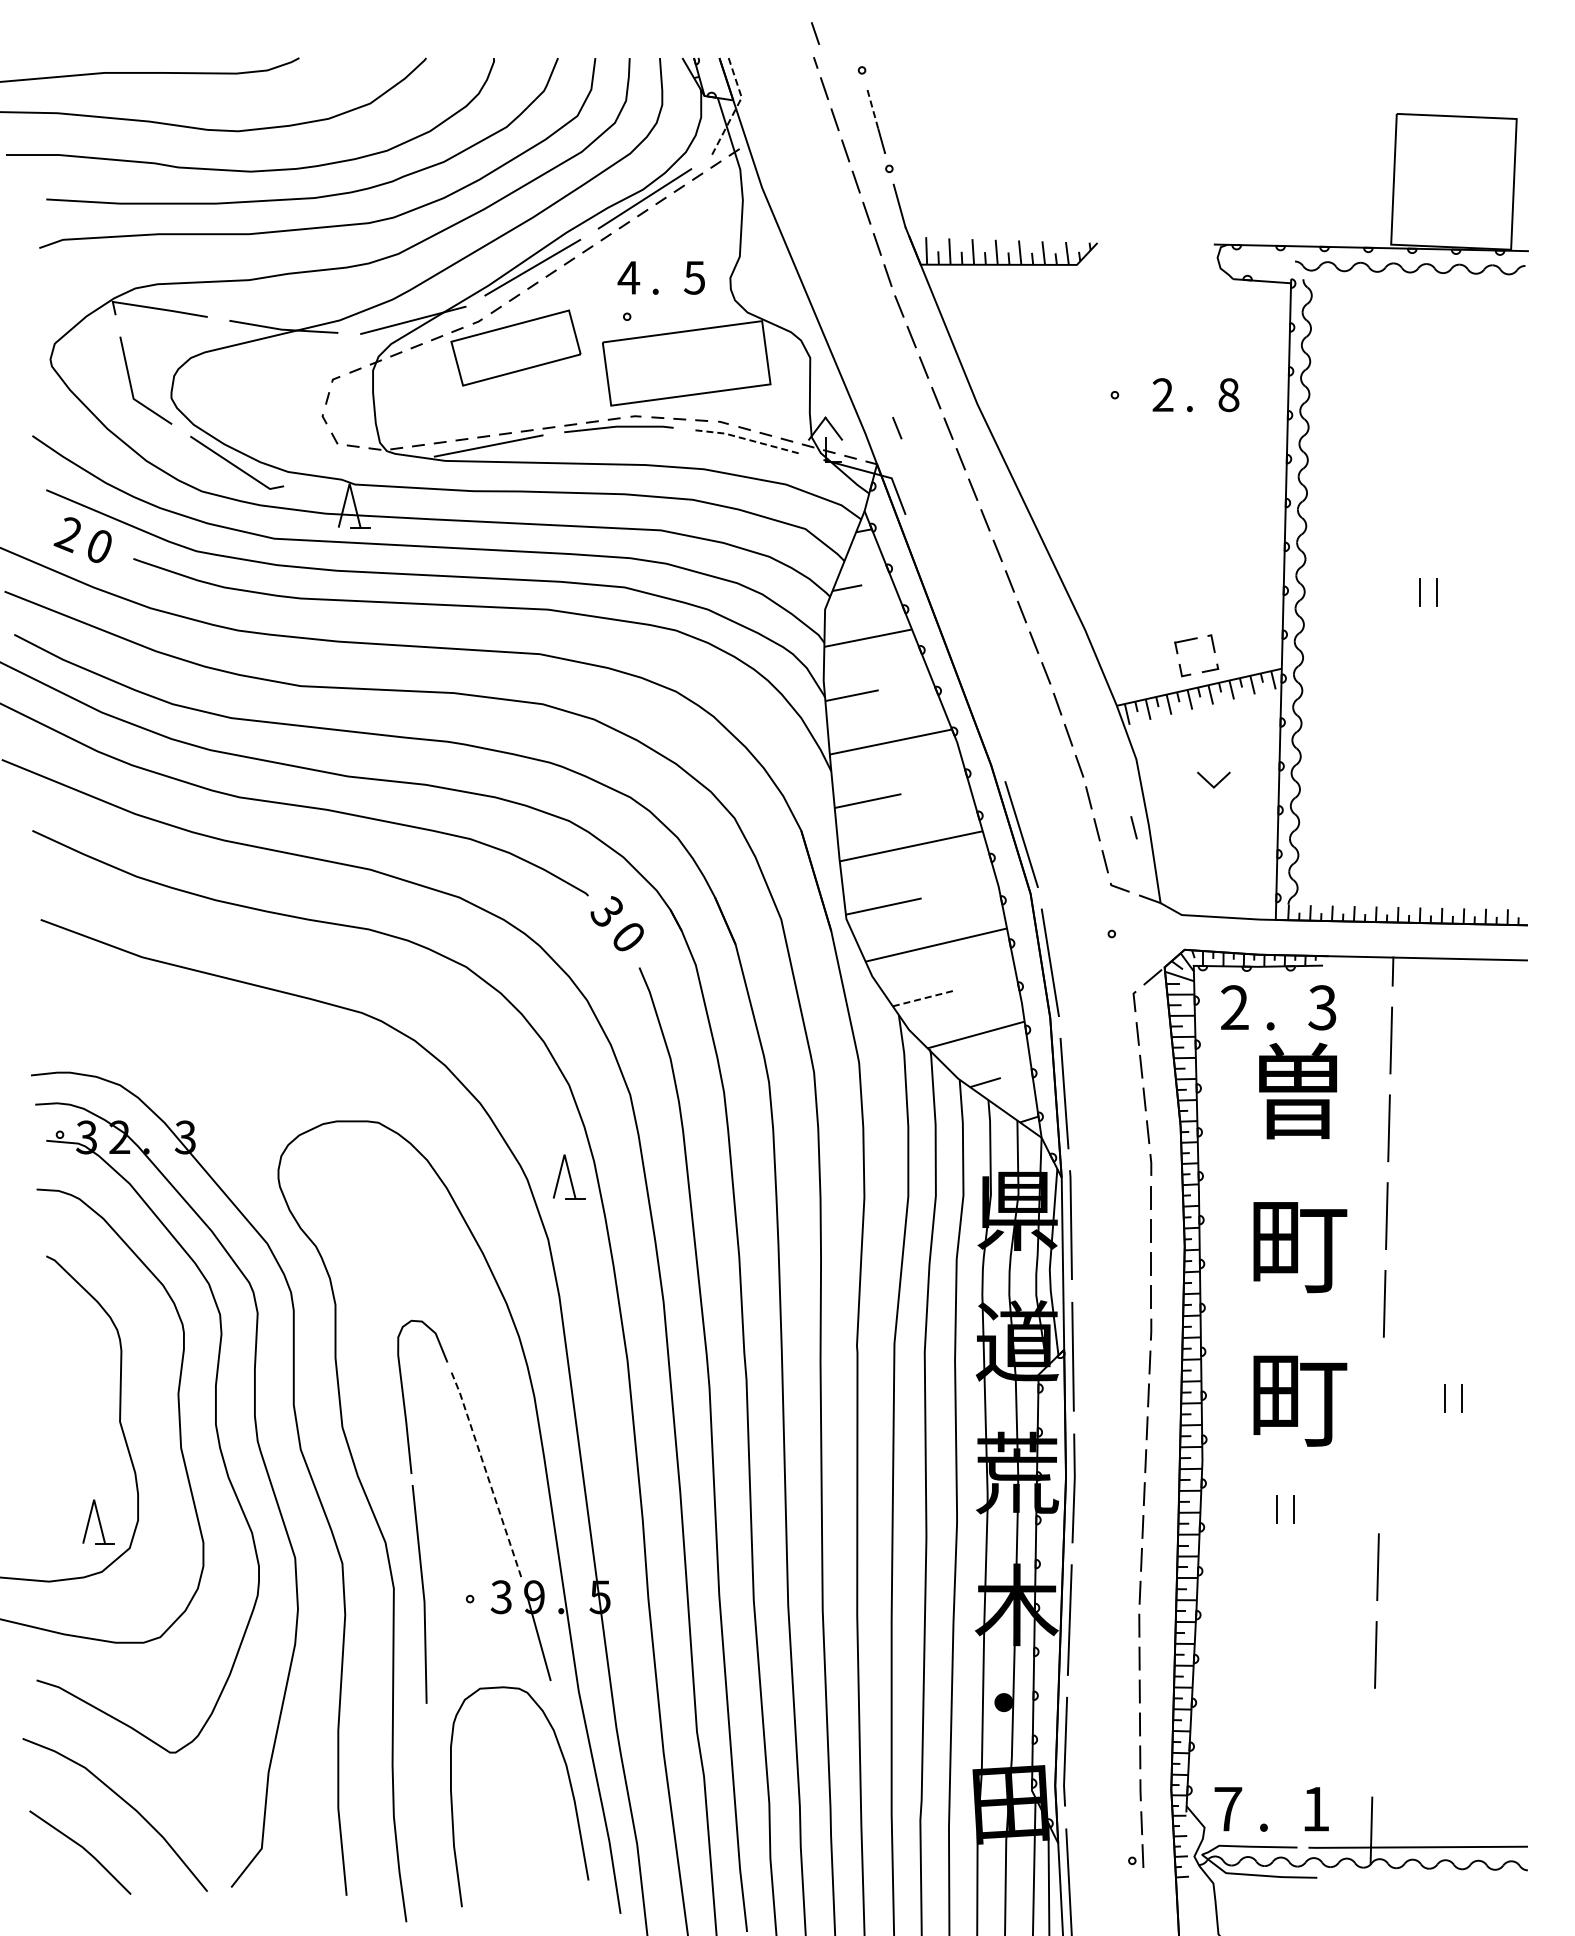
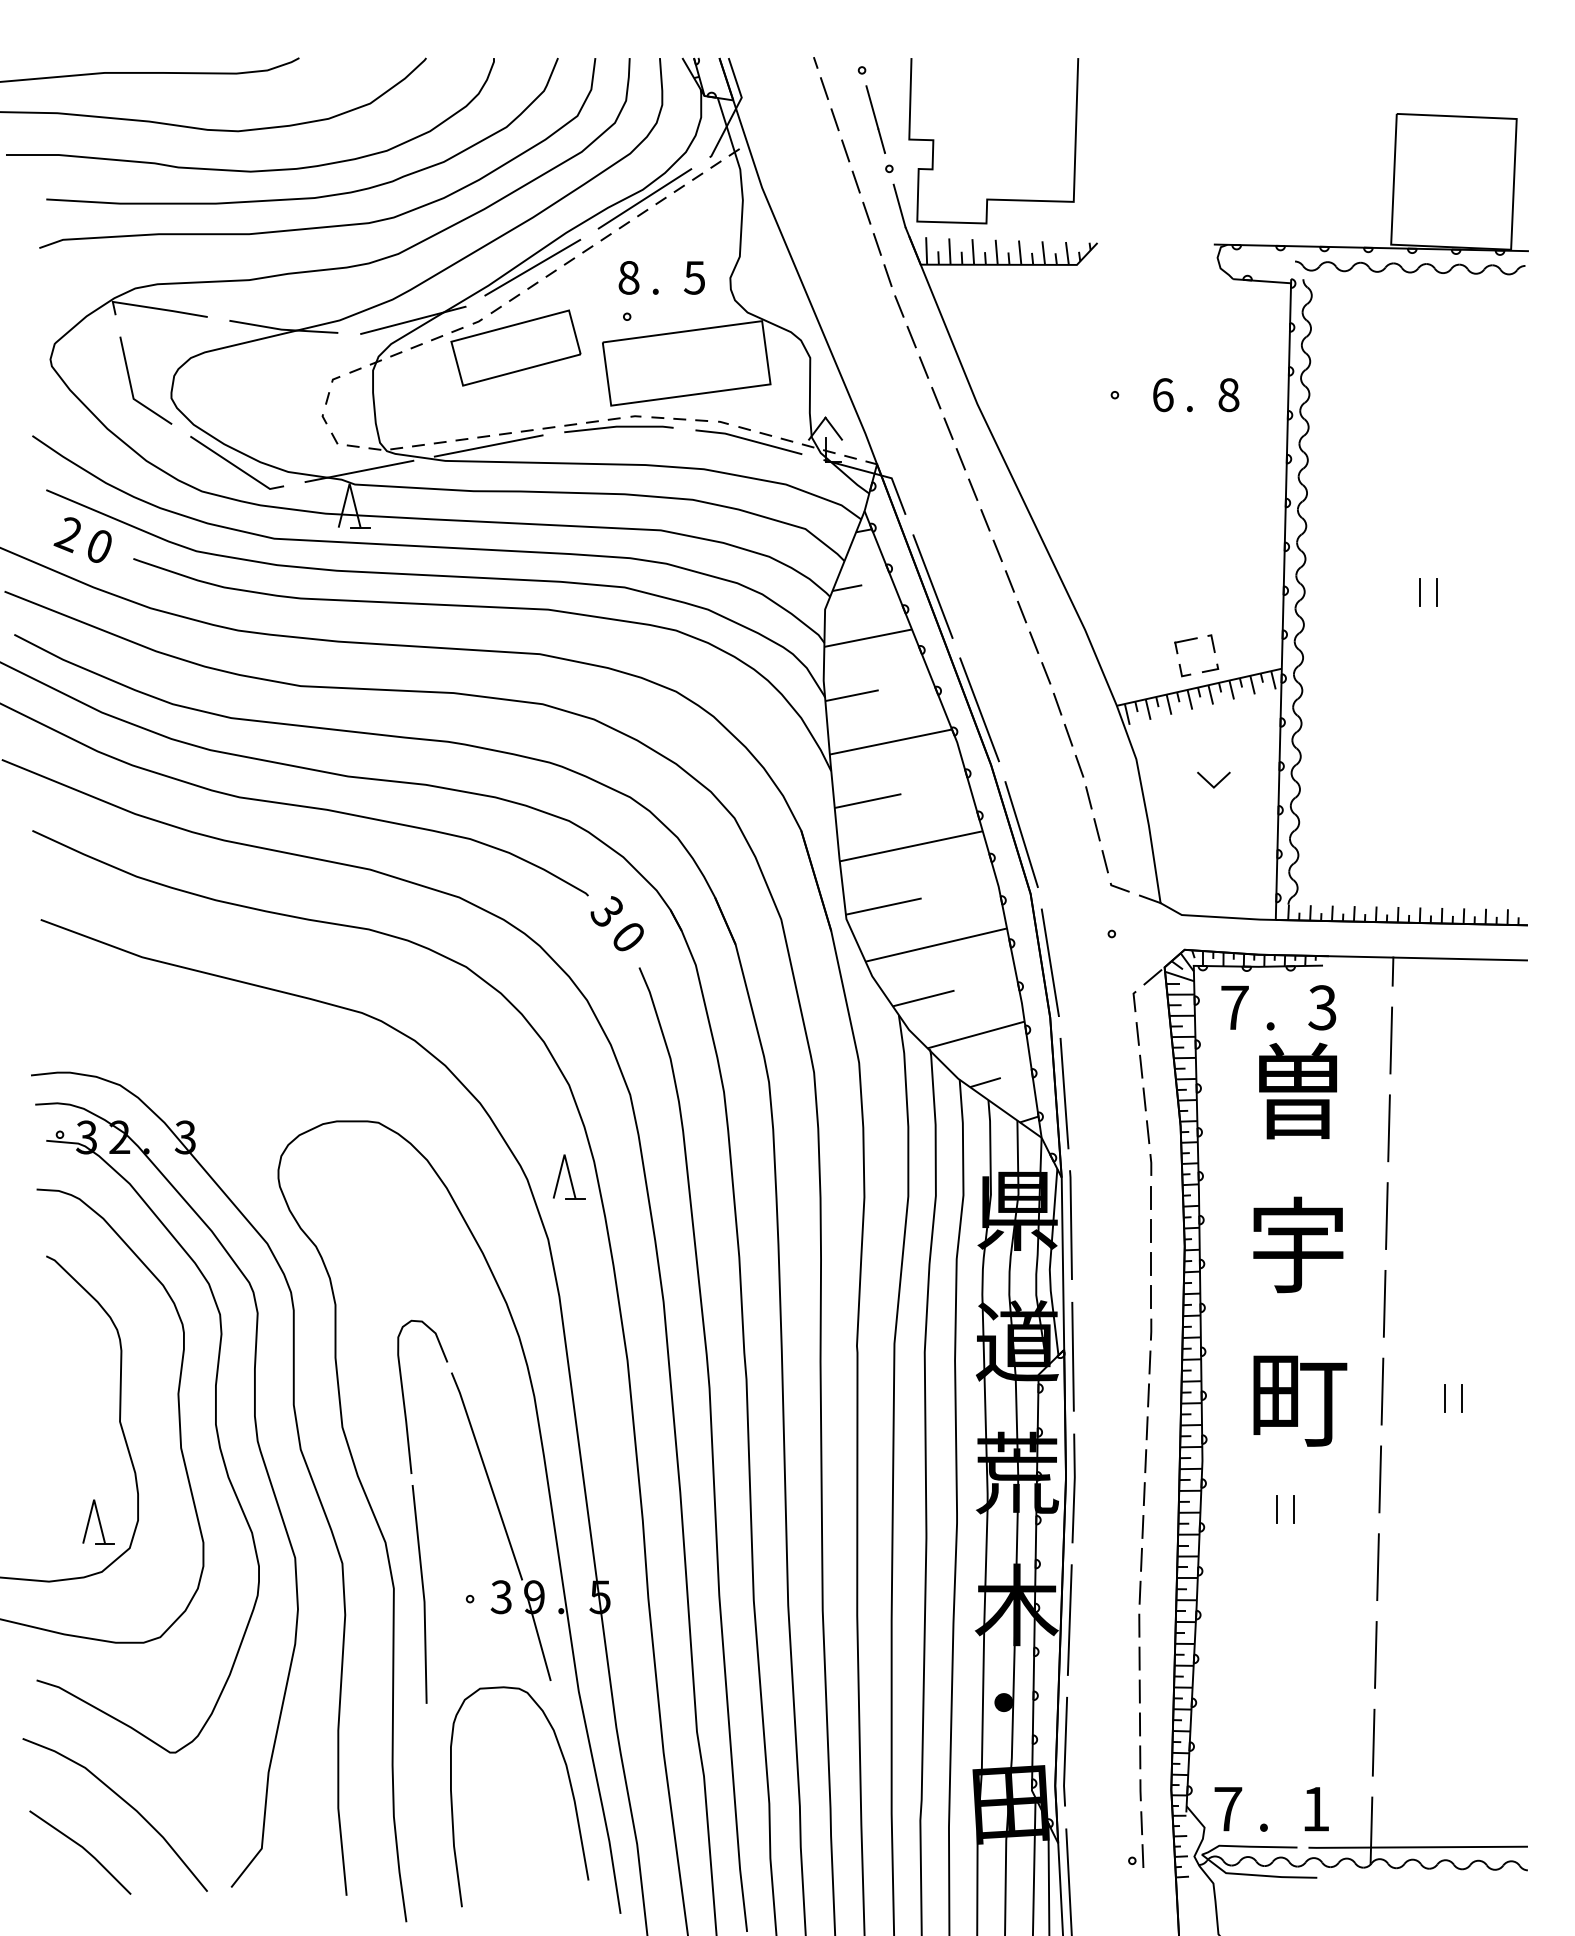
line: present -> none (815, 33)
line: dashed -> solid (872, 107)
line: dashed -> solid (735, 109)
curve: none -> present (993, 198)
text: 4 -> 8 (628, 277)
text: 2 -> 6 (1162, 395)
line: present -> none (897, 428)
line: dashed -> solid (749, 440)
line: none -> present (359, 471)
line: none -> present (932, 586)
line: none -> present (979, 709)
line: present -> none (1133, 827)
line: dashed -> solid (923, 998)
text: 2 -> 7 (1234, 1007)
text: 町 -> 宇 (1300, 1244)
line: none -> present (1382, 1391)
line: dashed -> solid (487, 1476)
line: none -> present (1380, 1479)
line: none -> present (1373, 1742)
